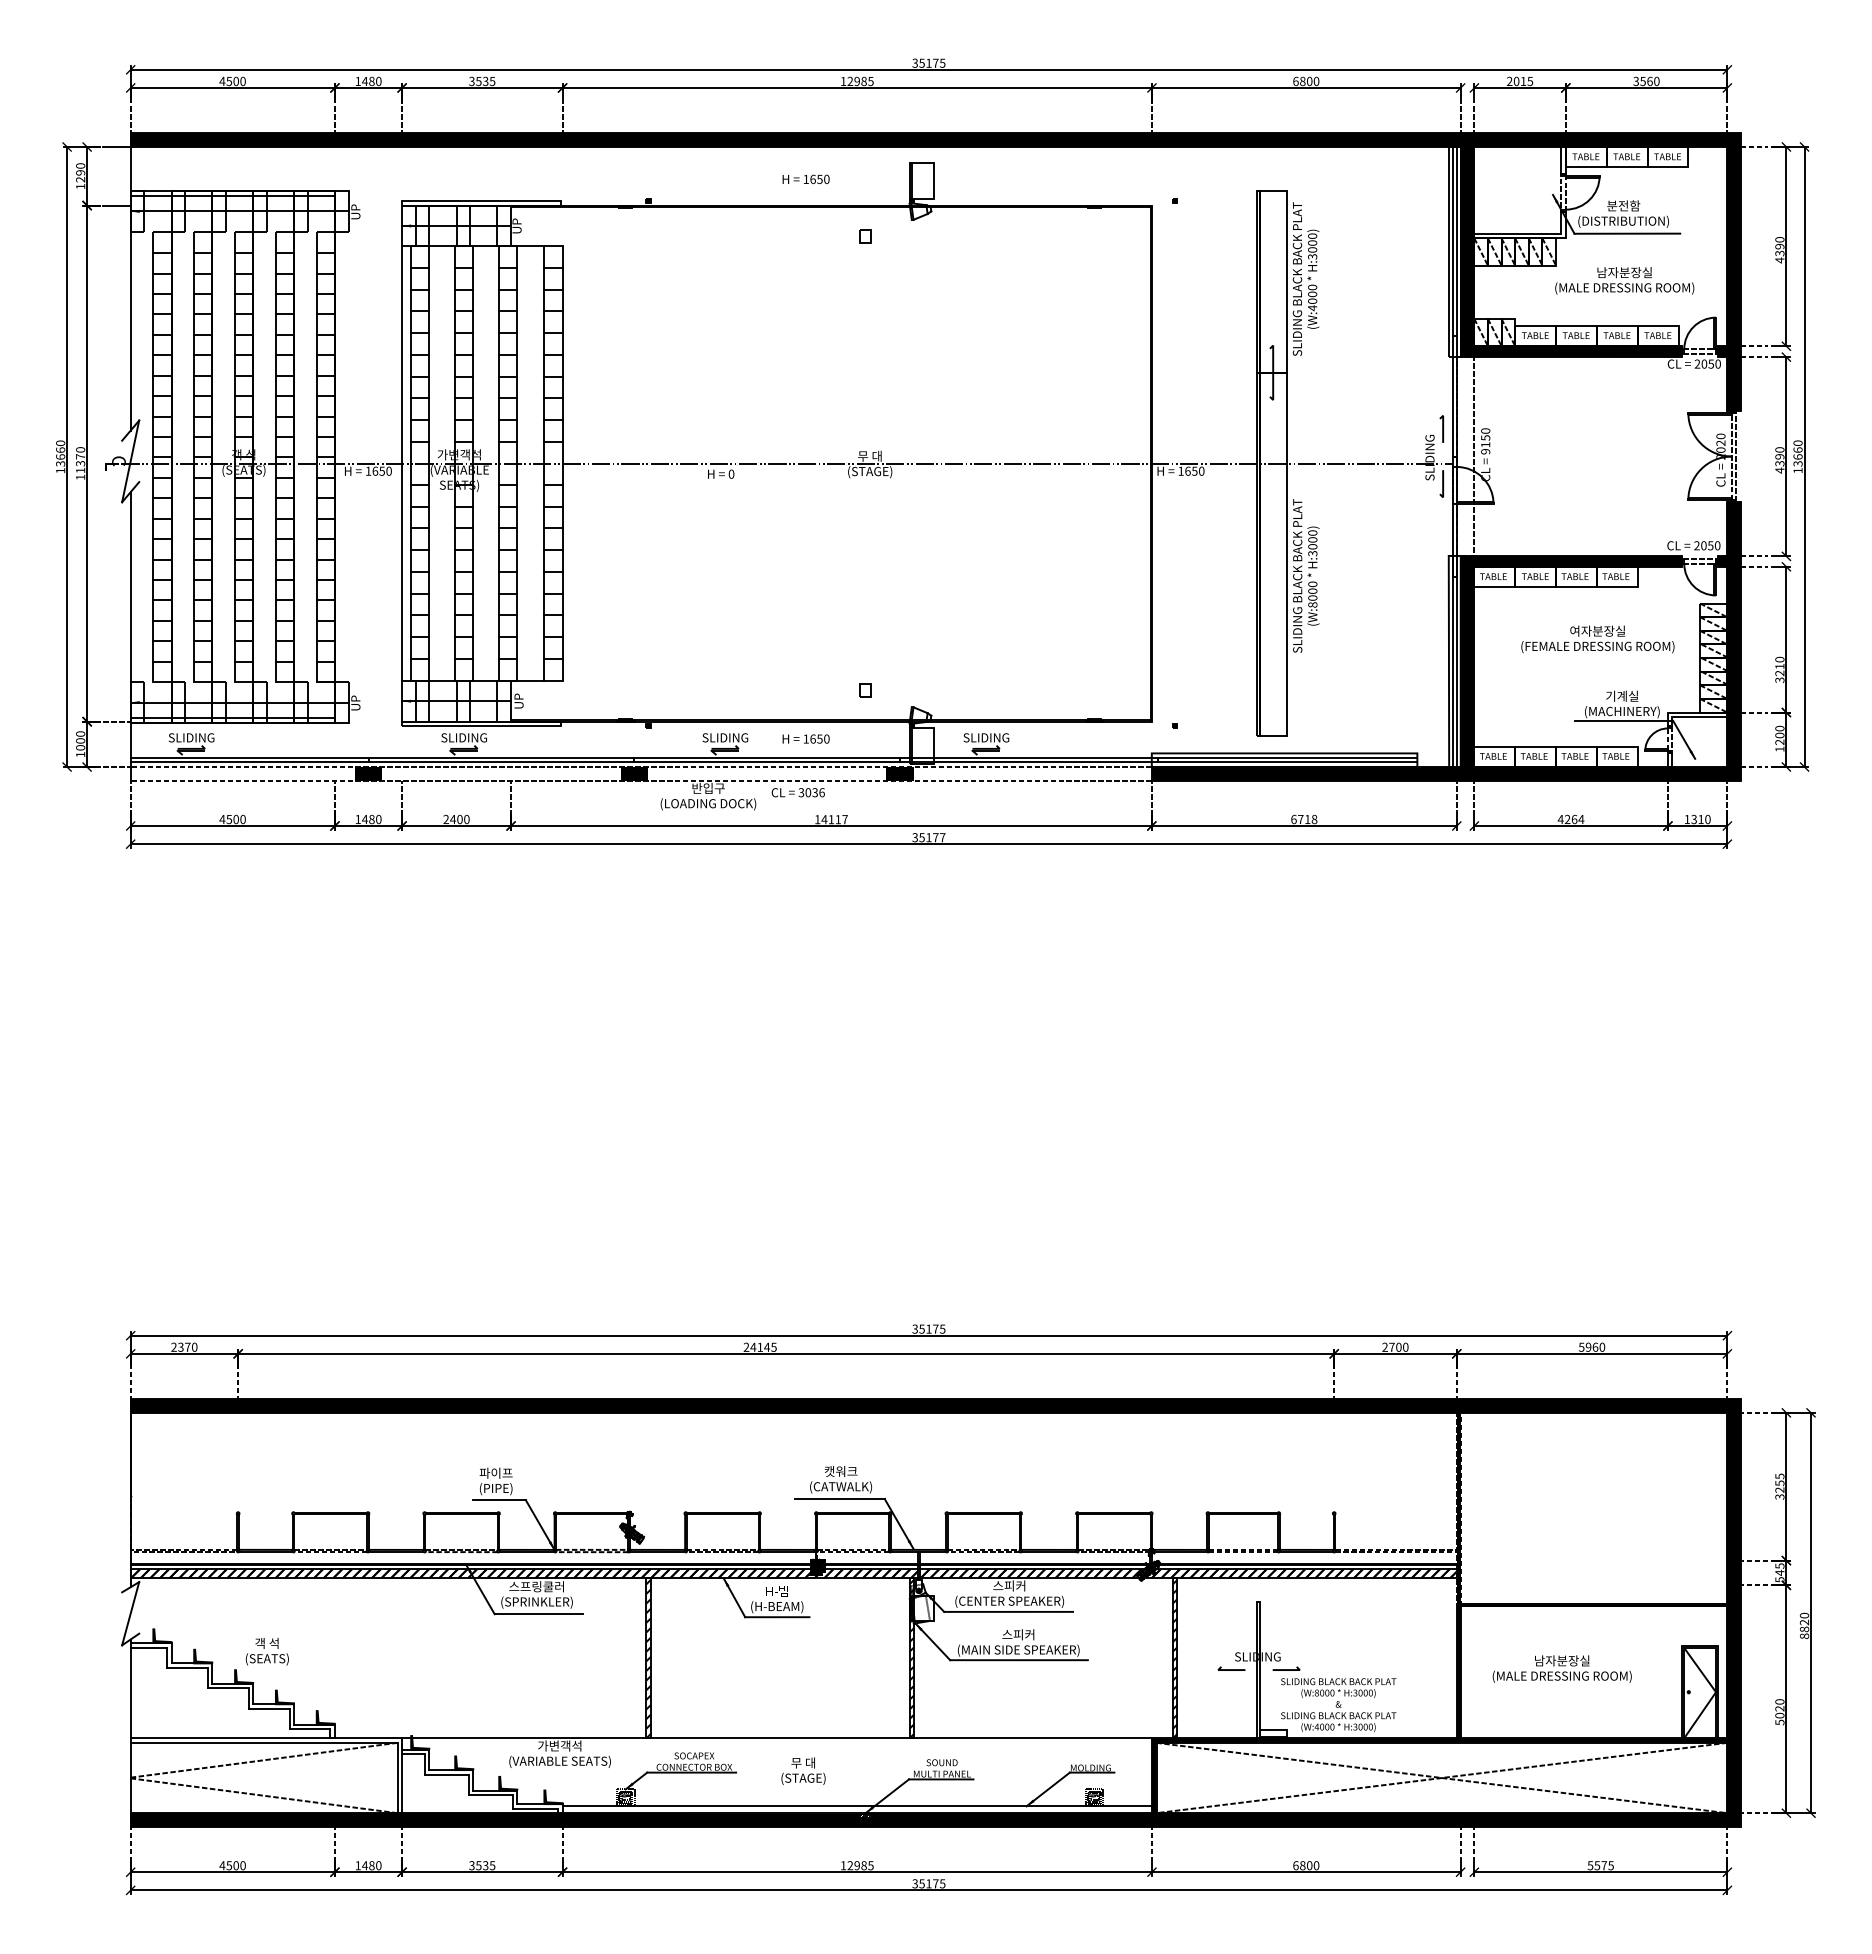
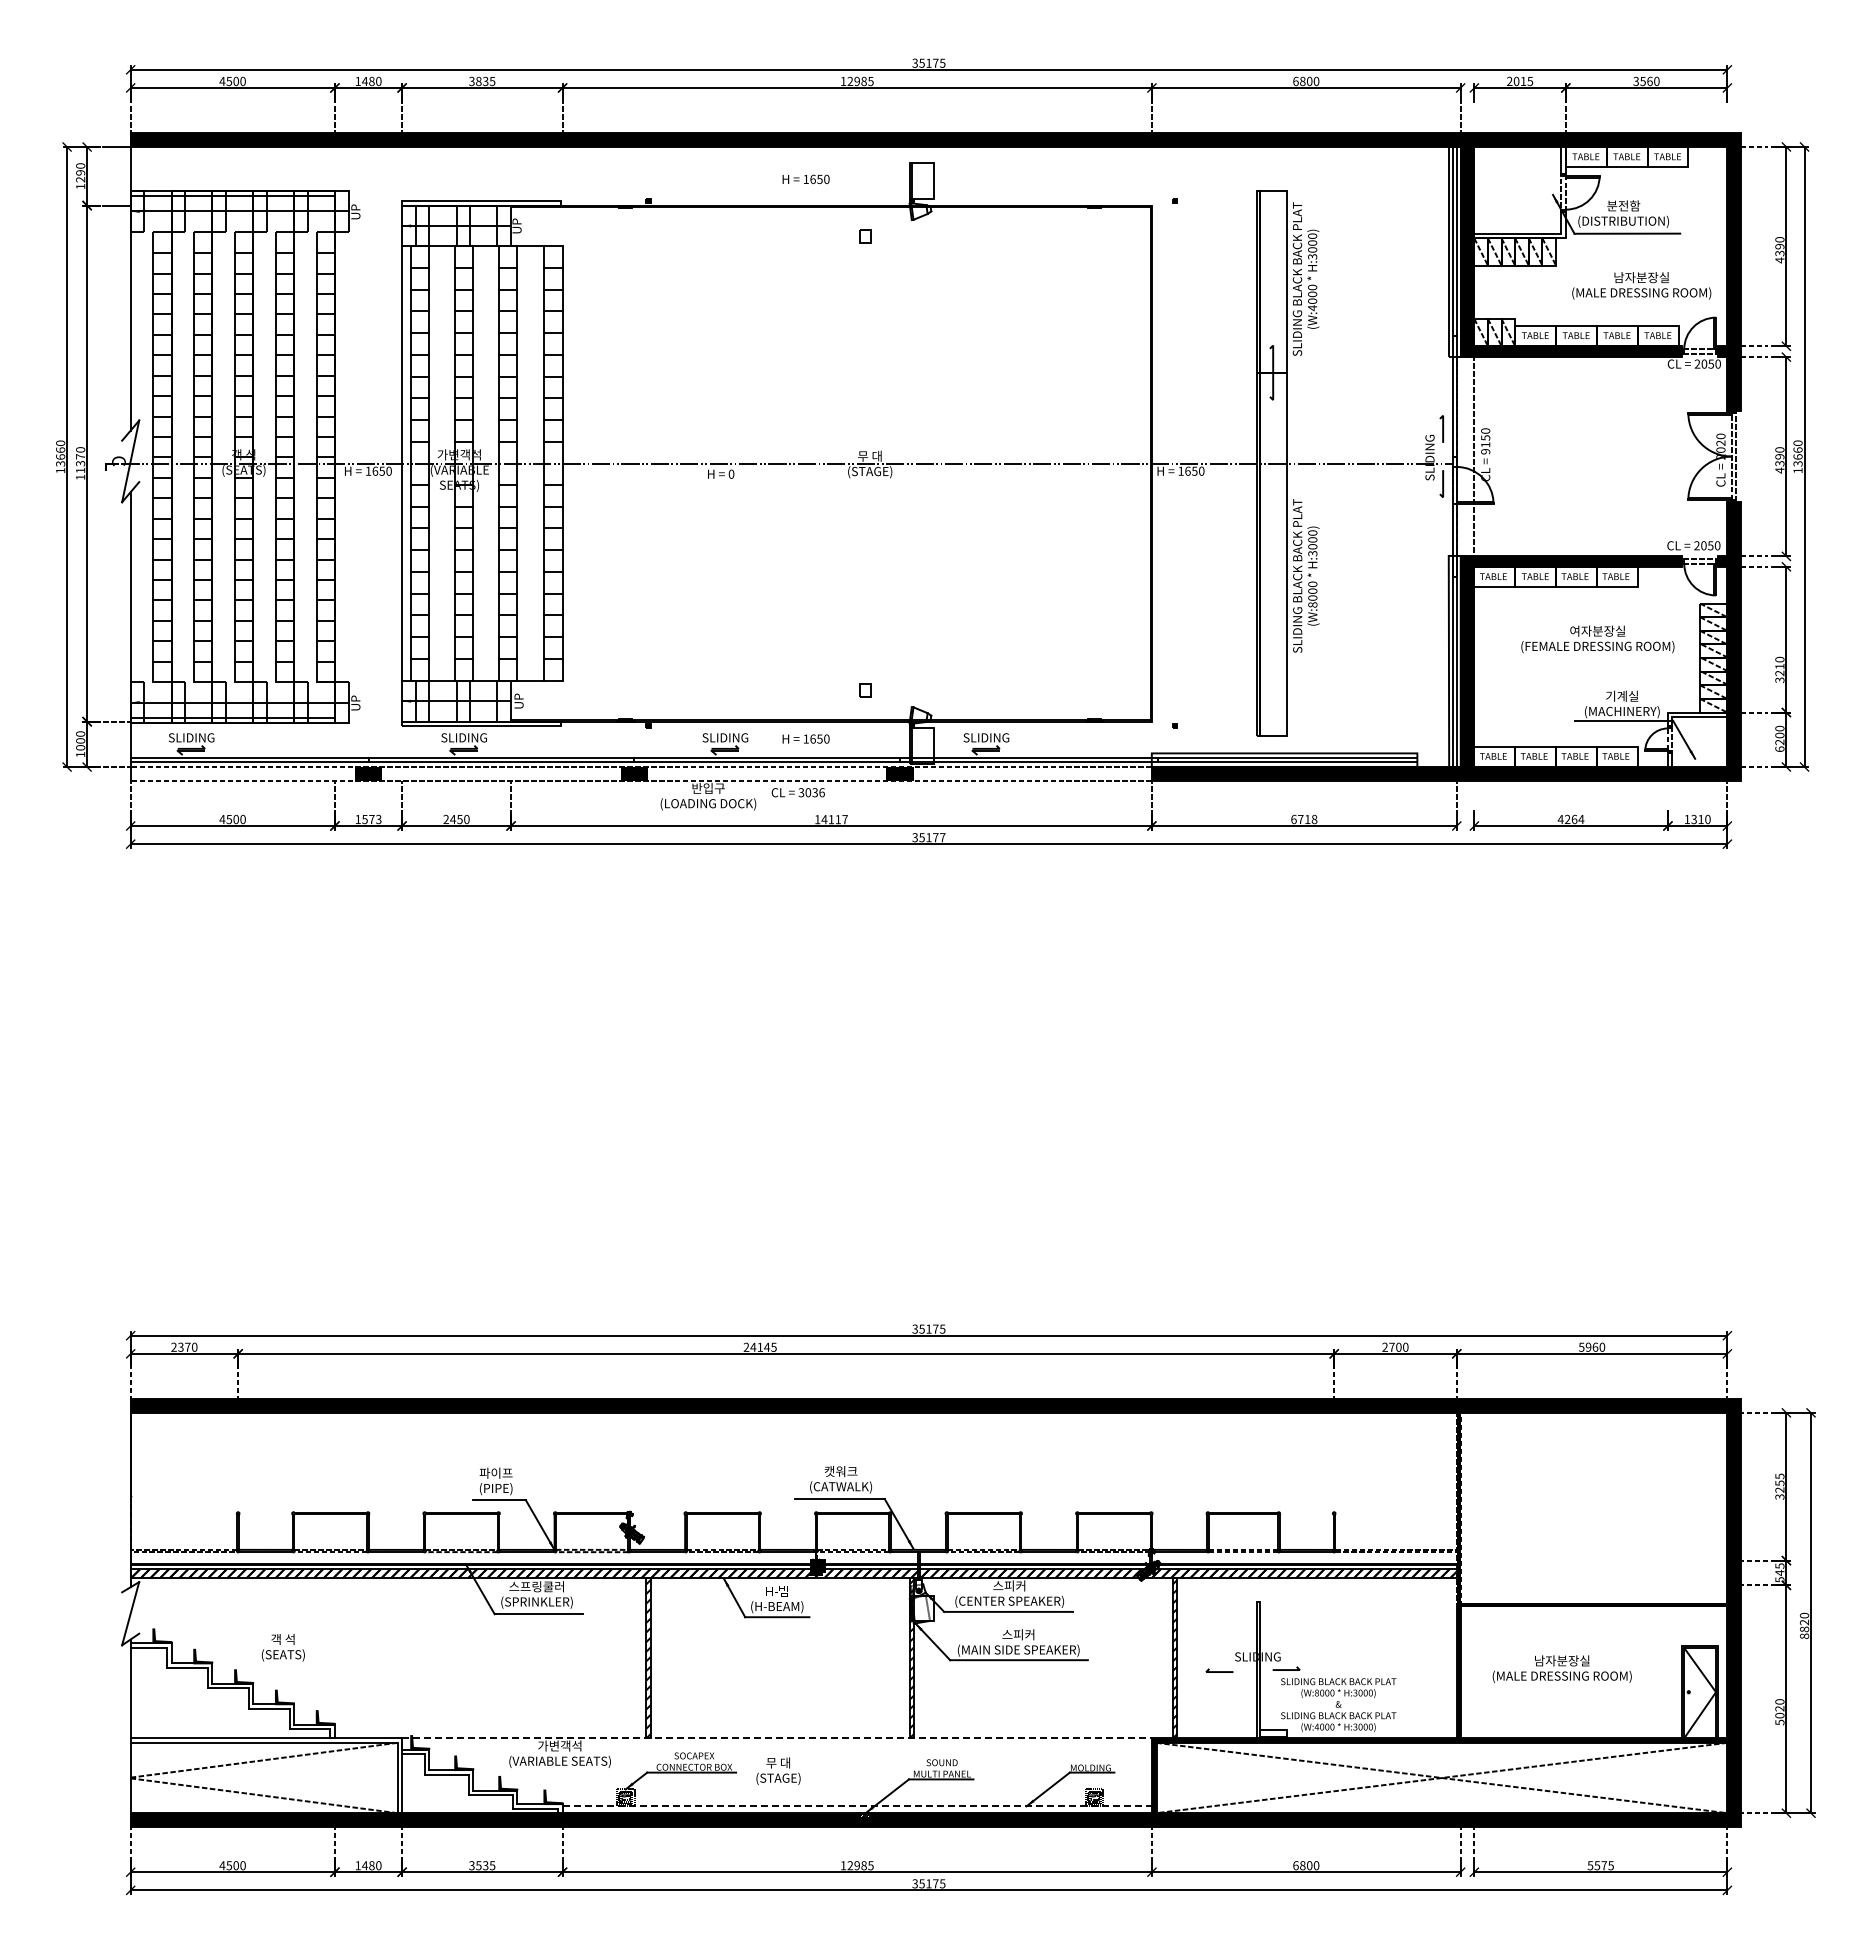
text: 3535 -> 3835 (478, 81)
line: present -> none (1474, 119)
line: present -> none (1727, 119)
text position: (1624, 280) -> (1641, 285) (1641, 285)
text: 1200 -> 6200 (1779, 748)
line: present -> none (1474, 793)
line: present -> none (1667, 793)
text: 2400 -> 2450 (459, 818)
text: 1480 -> 1573 (371, 819)
text position: (266, 1651) -> (282, 1647) (282, 1647)
line position: (1231, 1669) -> (1219, 1671) (1219, 1671)
line: solid -> dashed (777, 1738)
text position: (803, 1770) -> (778, 1770) (778, 1770)
line: solid -> dashed (857, 1806)
